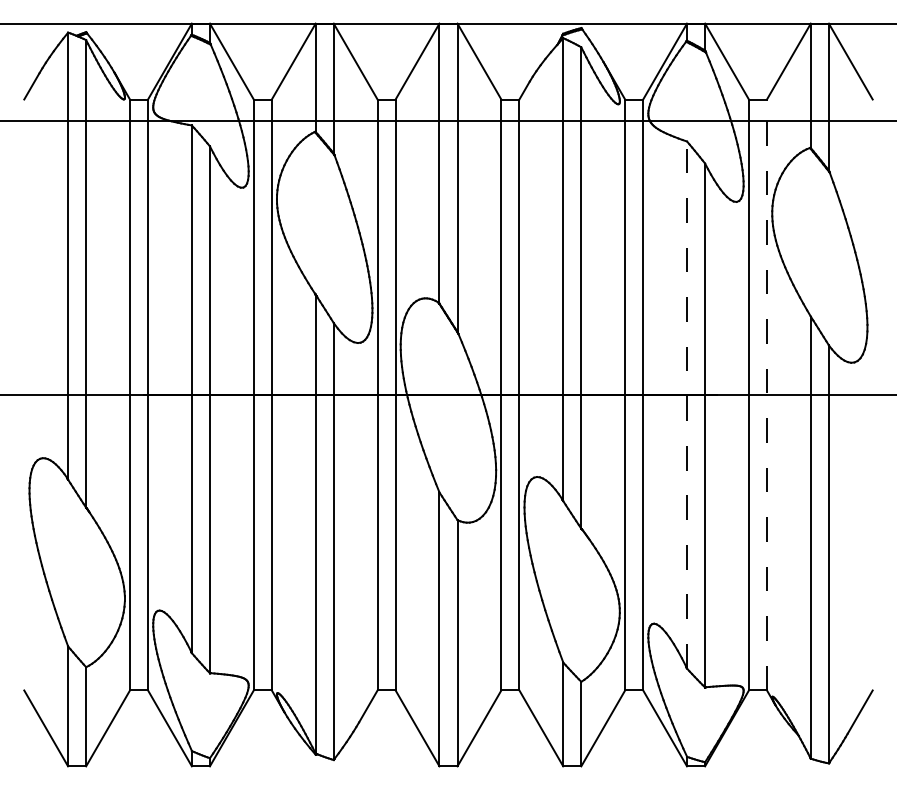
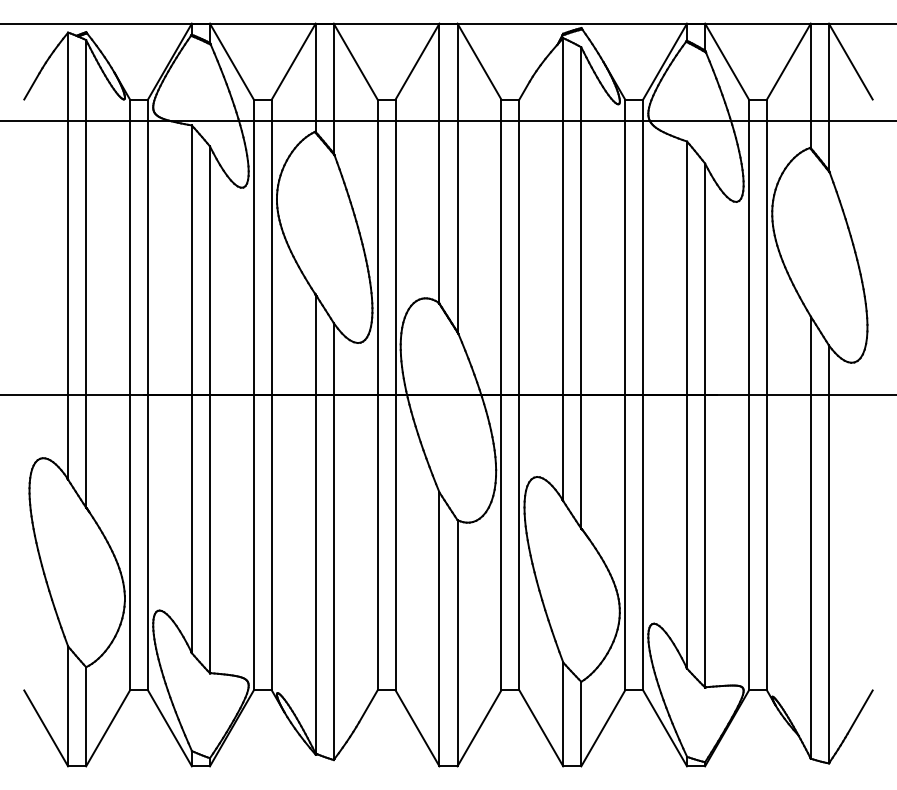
line: dashed -> solid (767, 394)
line: dashed -> solid (687, 405)
